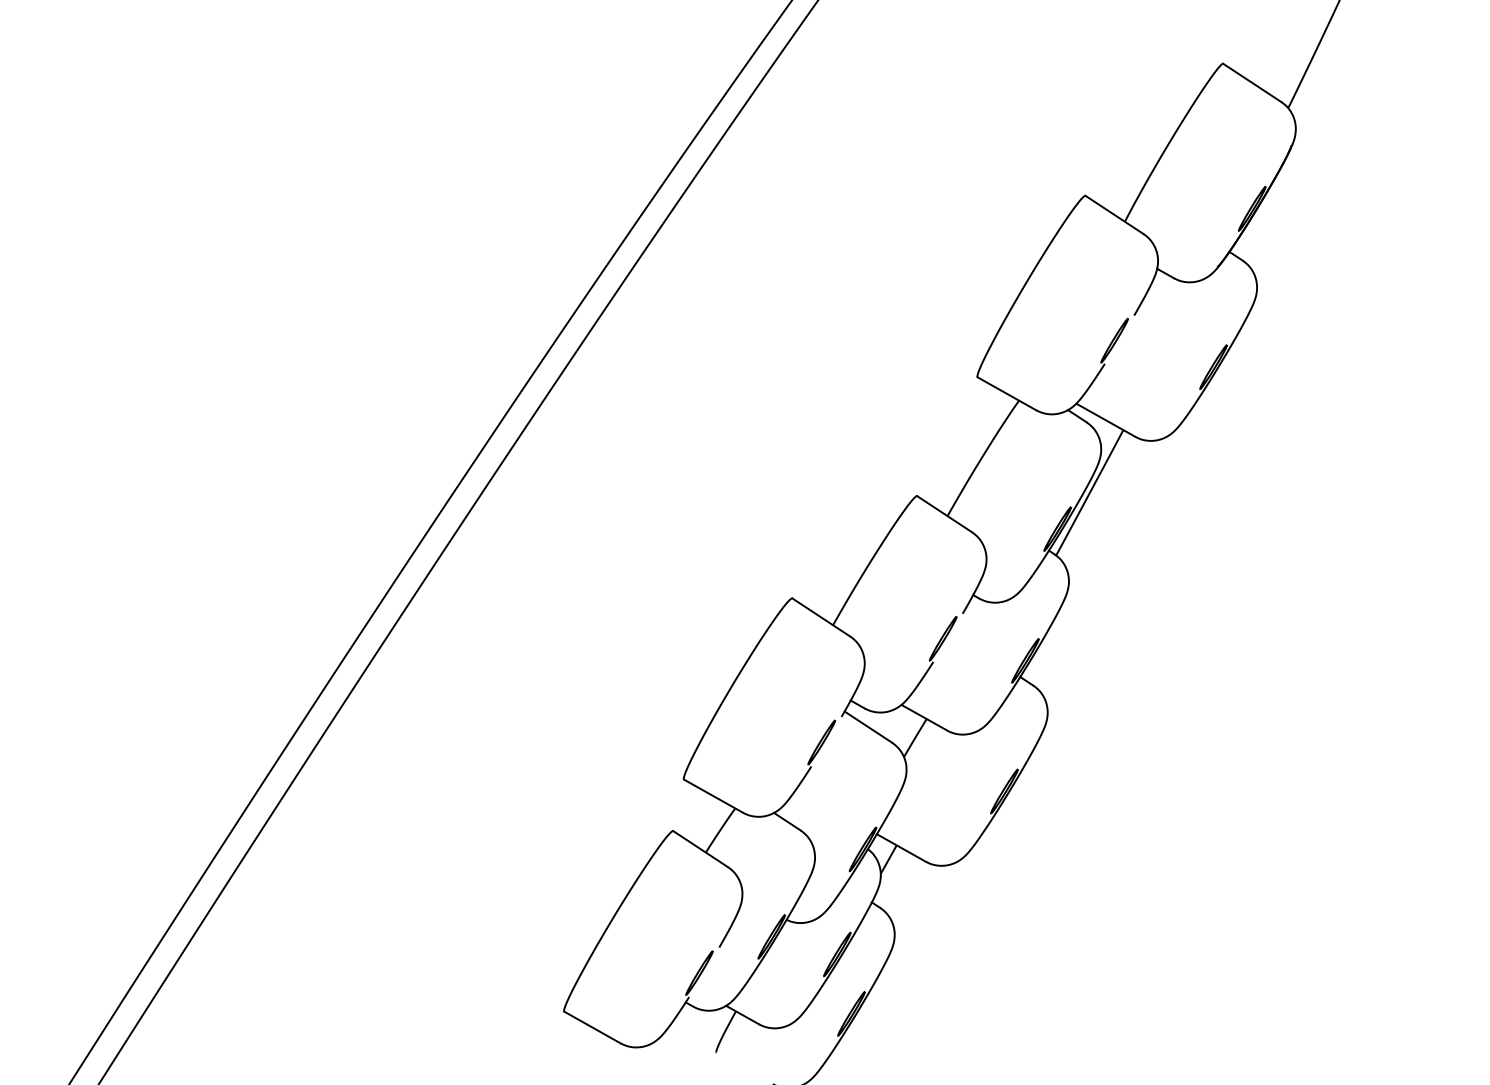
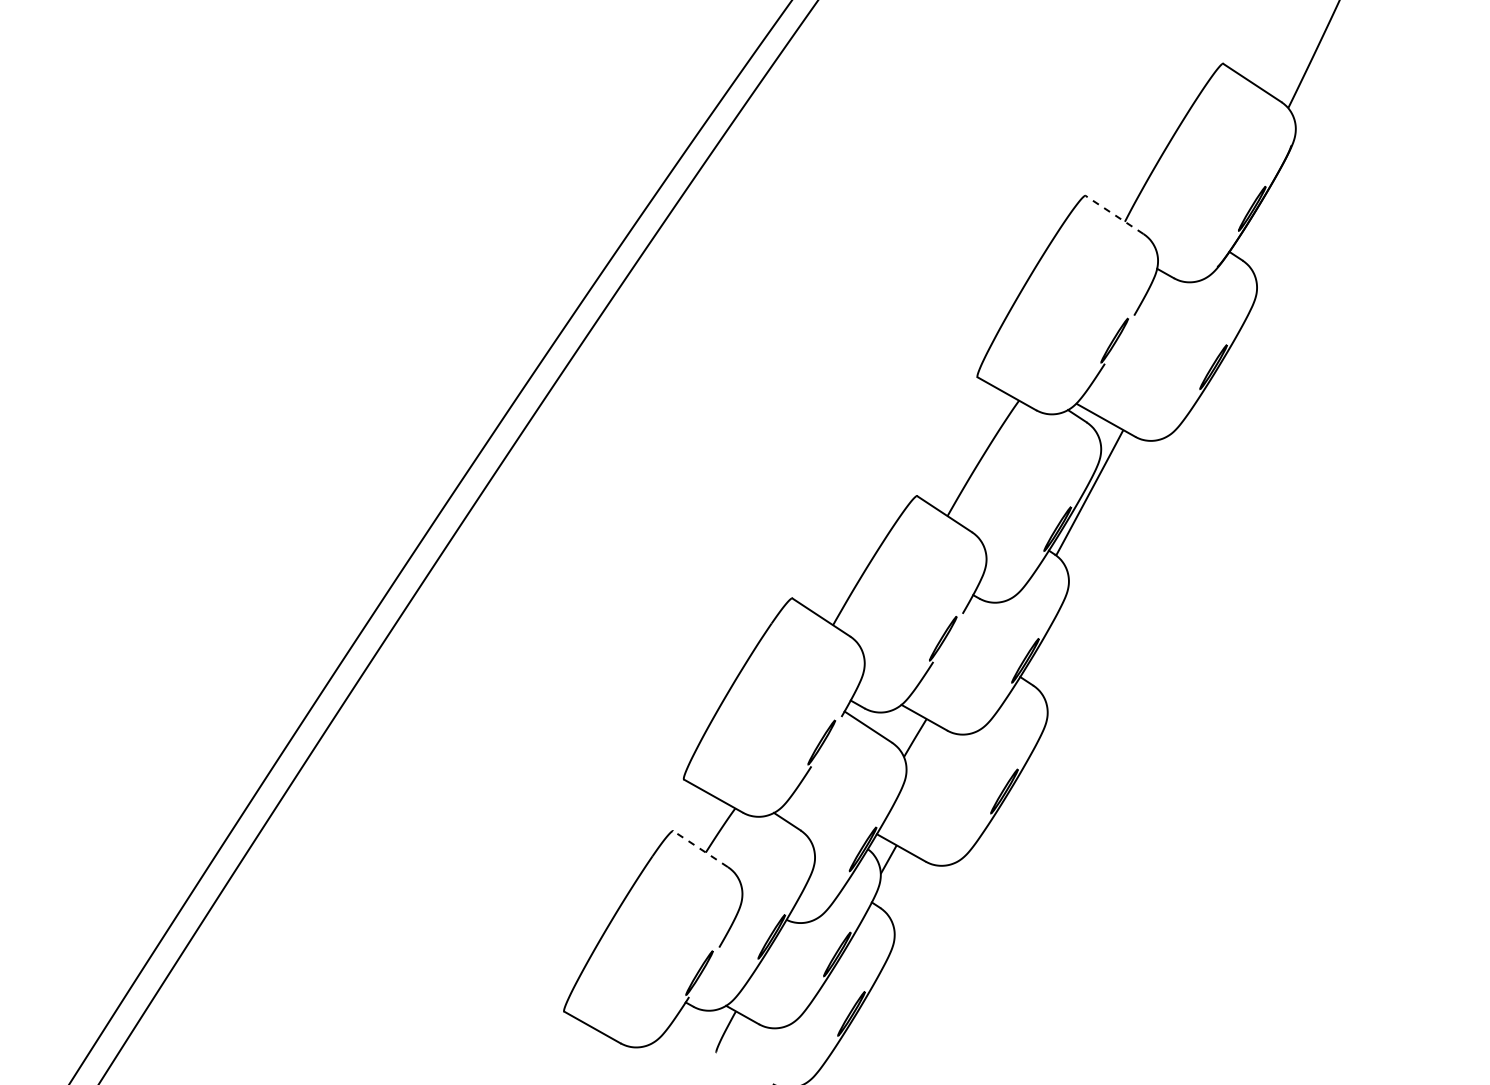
line: solid -> dashed (1114, 214)
line: solid -> dashed (700, 849)
